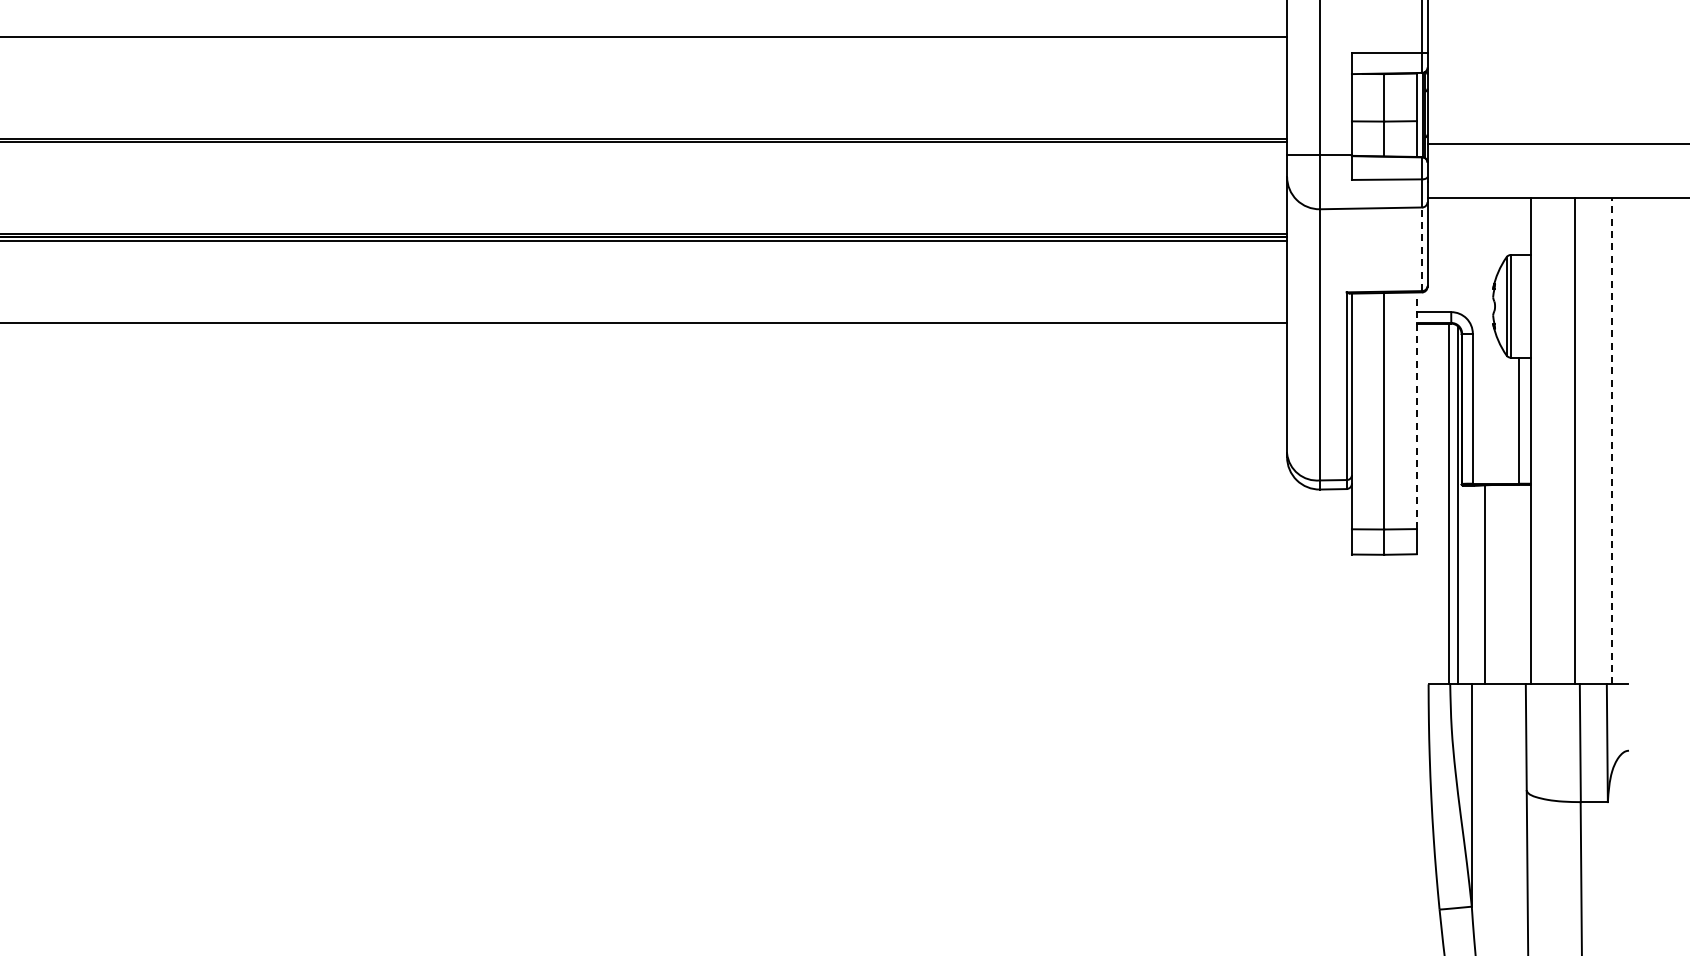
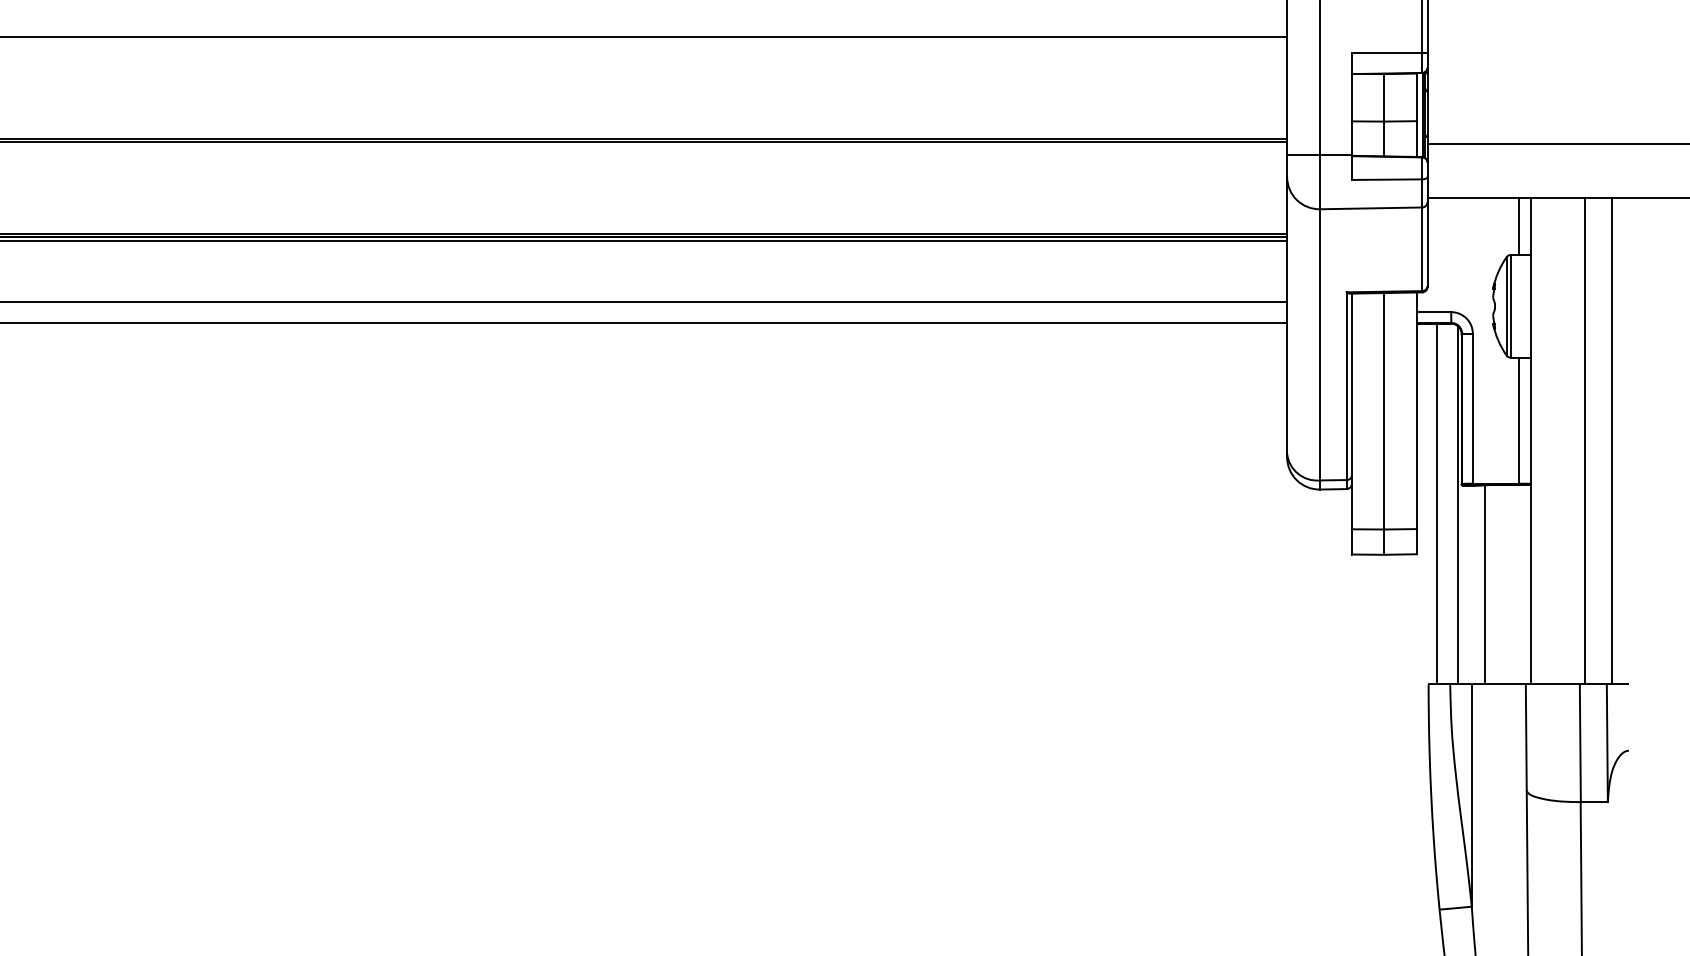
line: none -> present (1519, 226)
line: dashed -> solid (1422, 249)
line: none -> present (644, 301)
line: dashed -> solid (1416, 410)
line: dashed -> solid (1612, 440)
line position: (1575, 441) -> (1585, 441) (1585, 441)
line position: (1448, 503) -> (1436, 503) (1436, 503)
